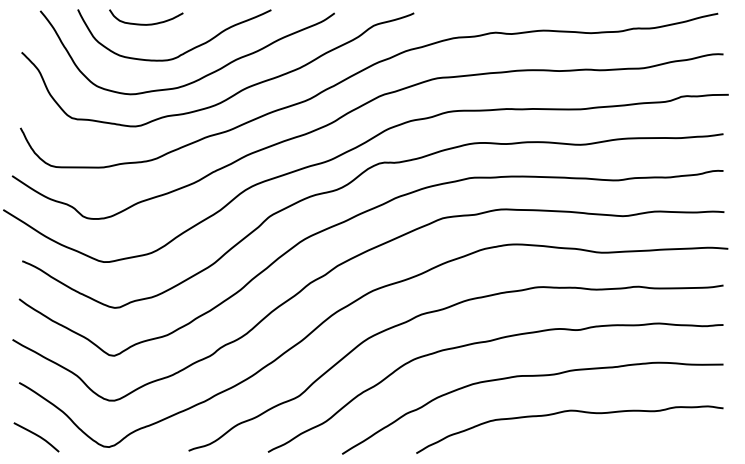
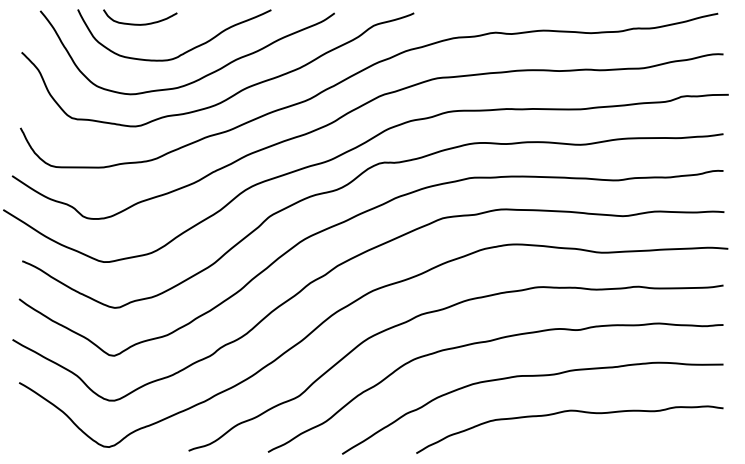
curve position: (147, 23) -> (141, 23) (141, 23)
curve: present -> none (37, 436)
